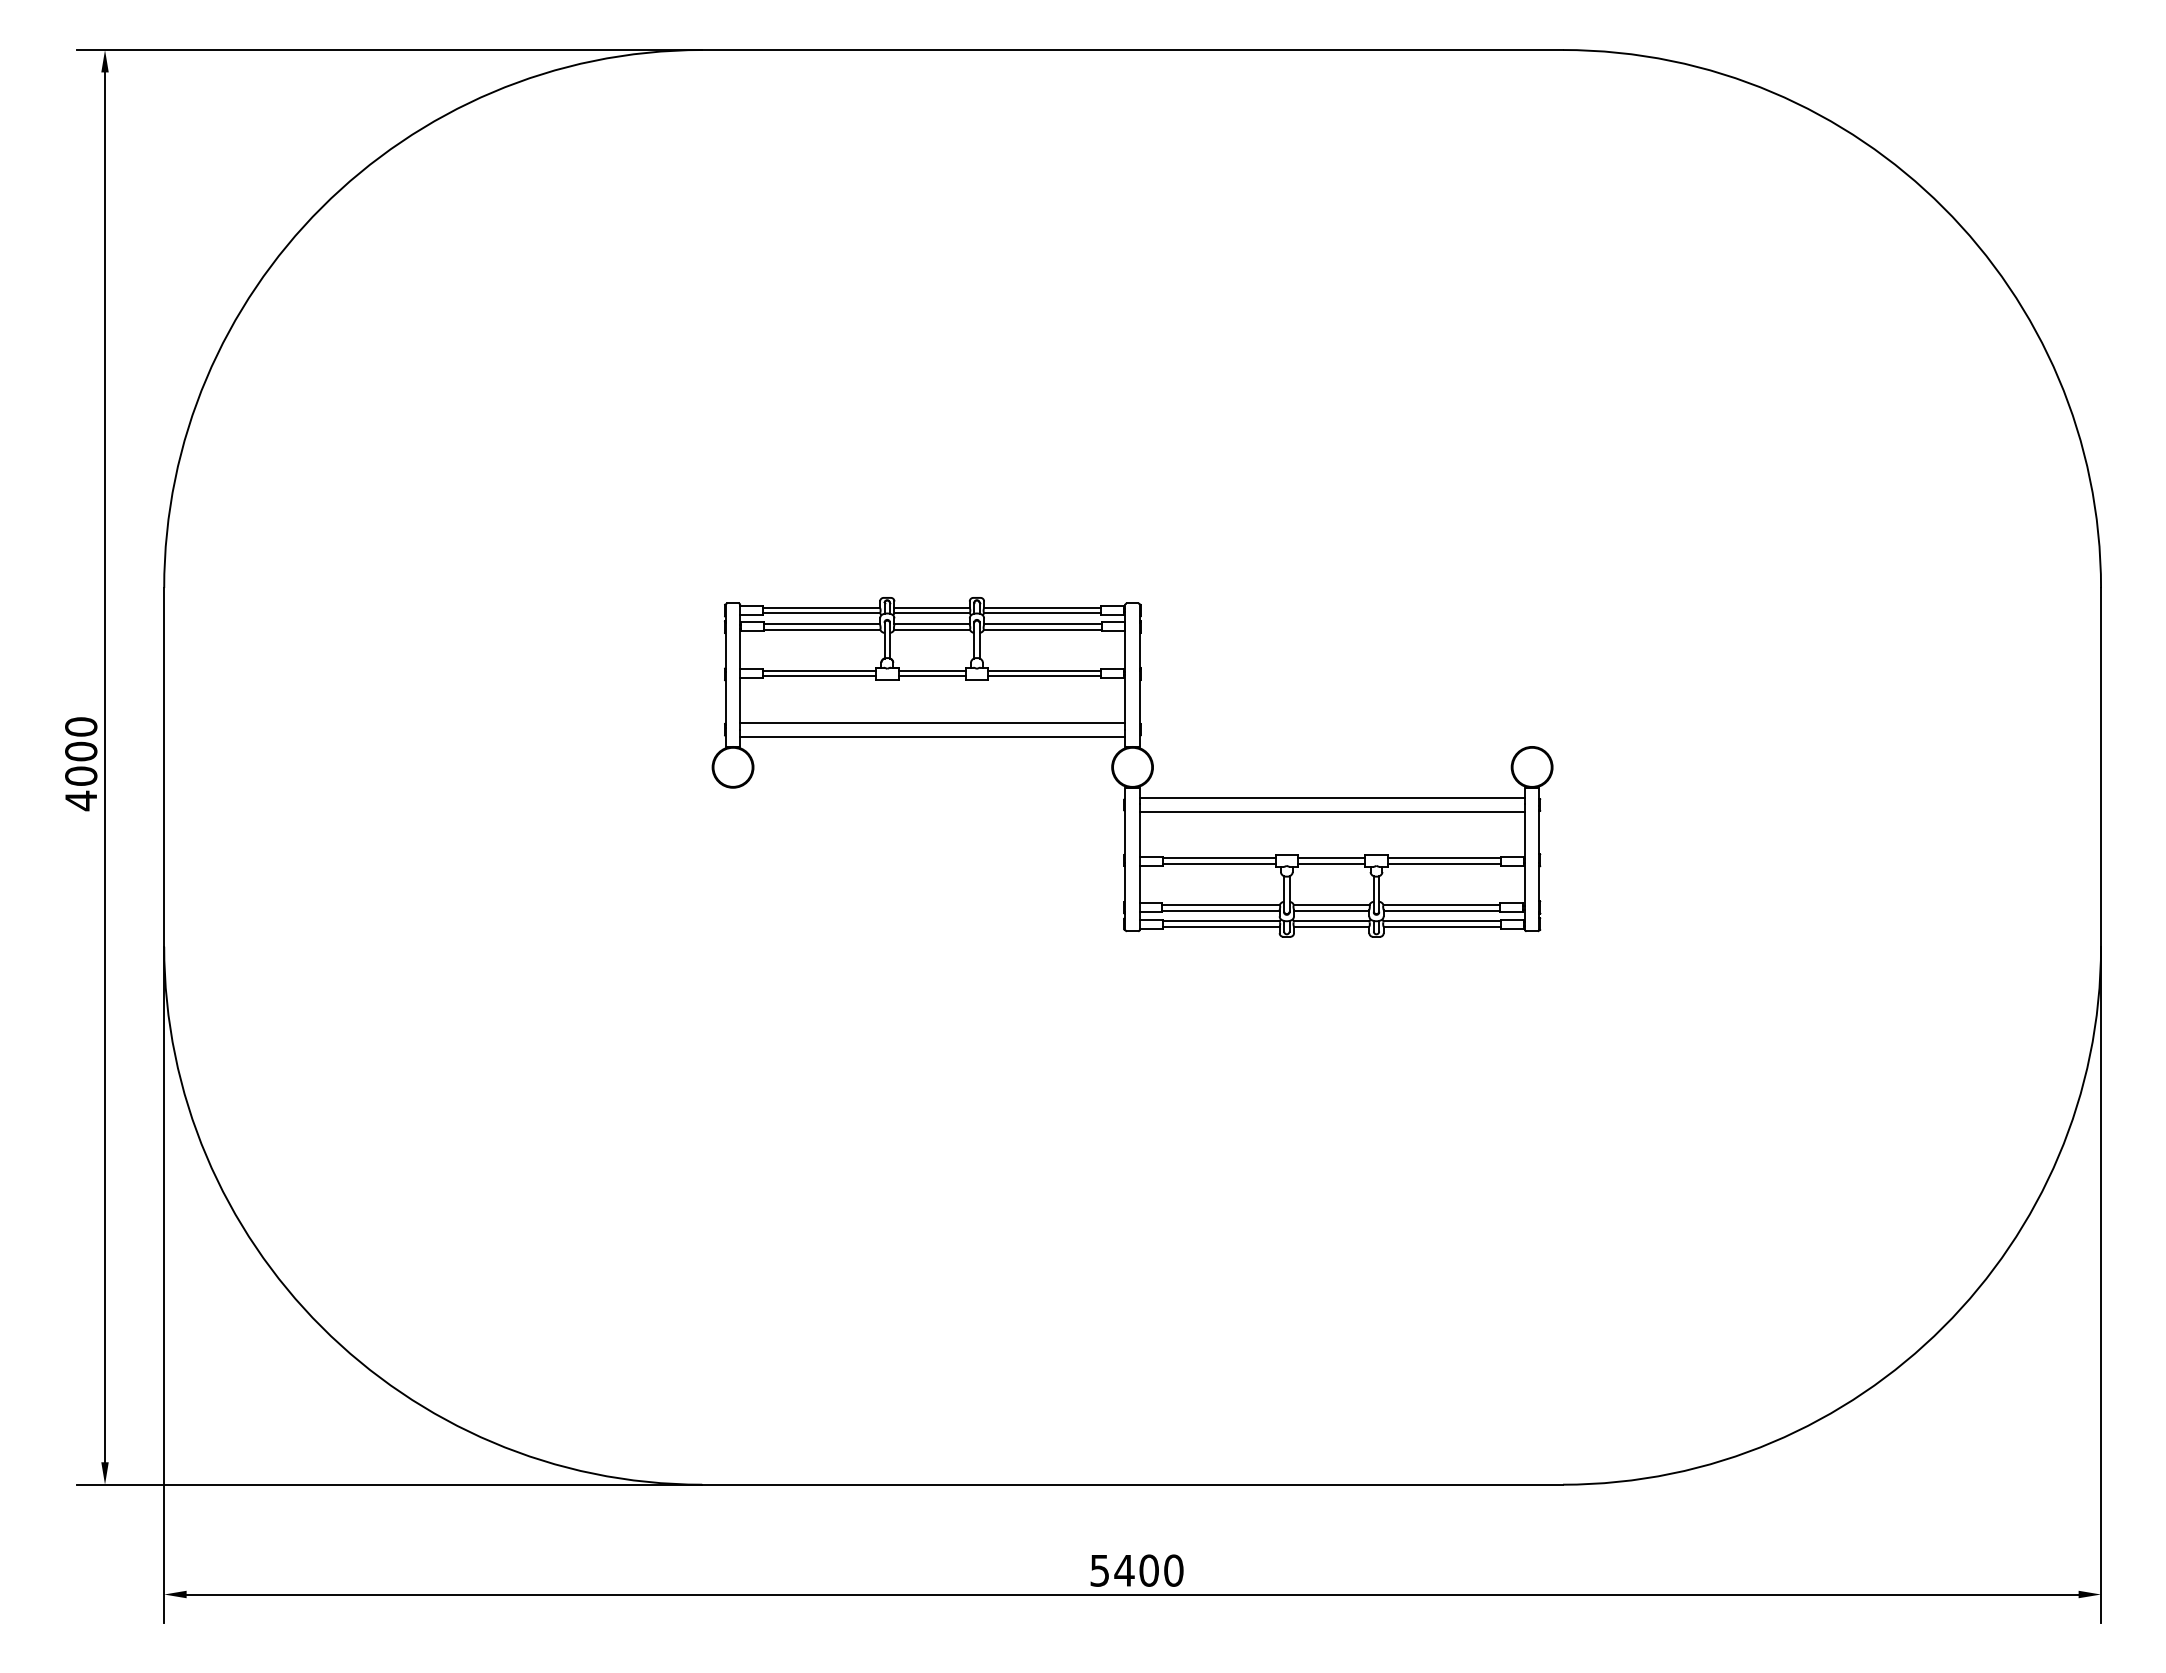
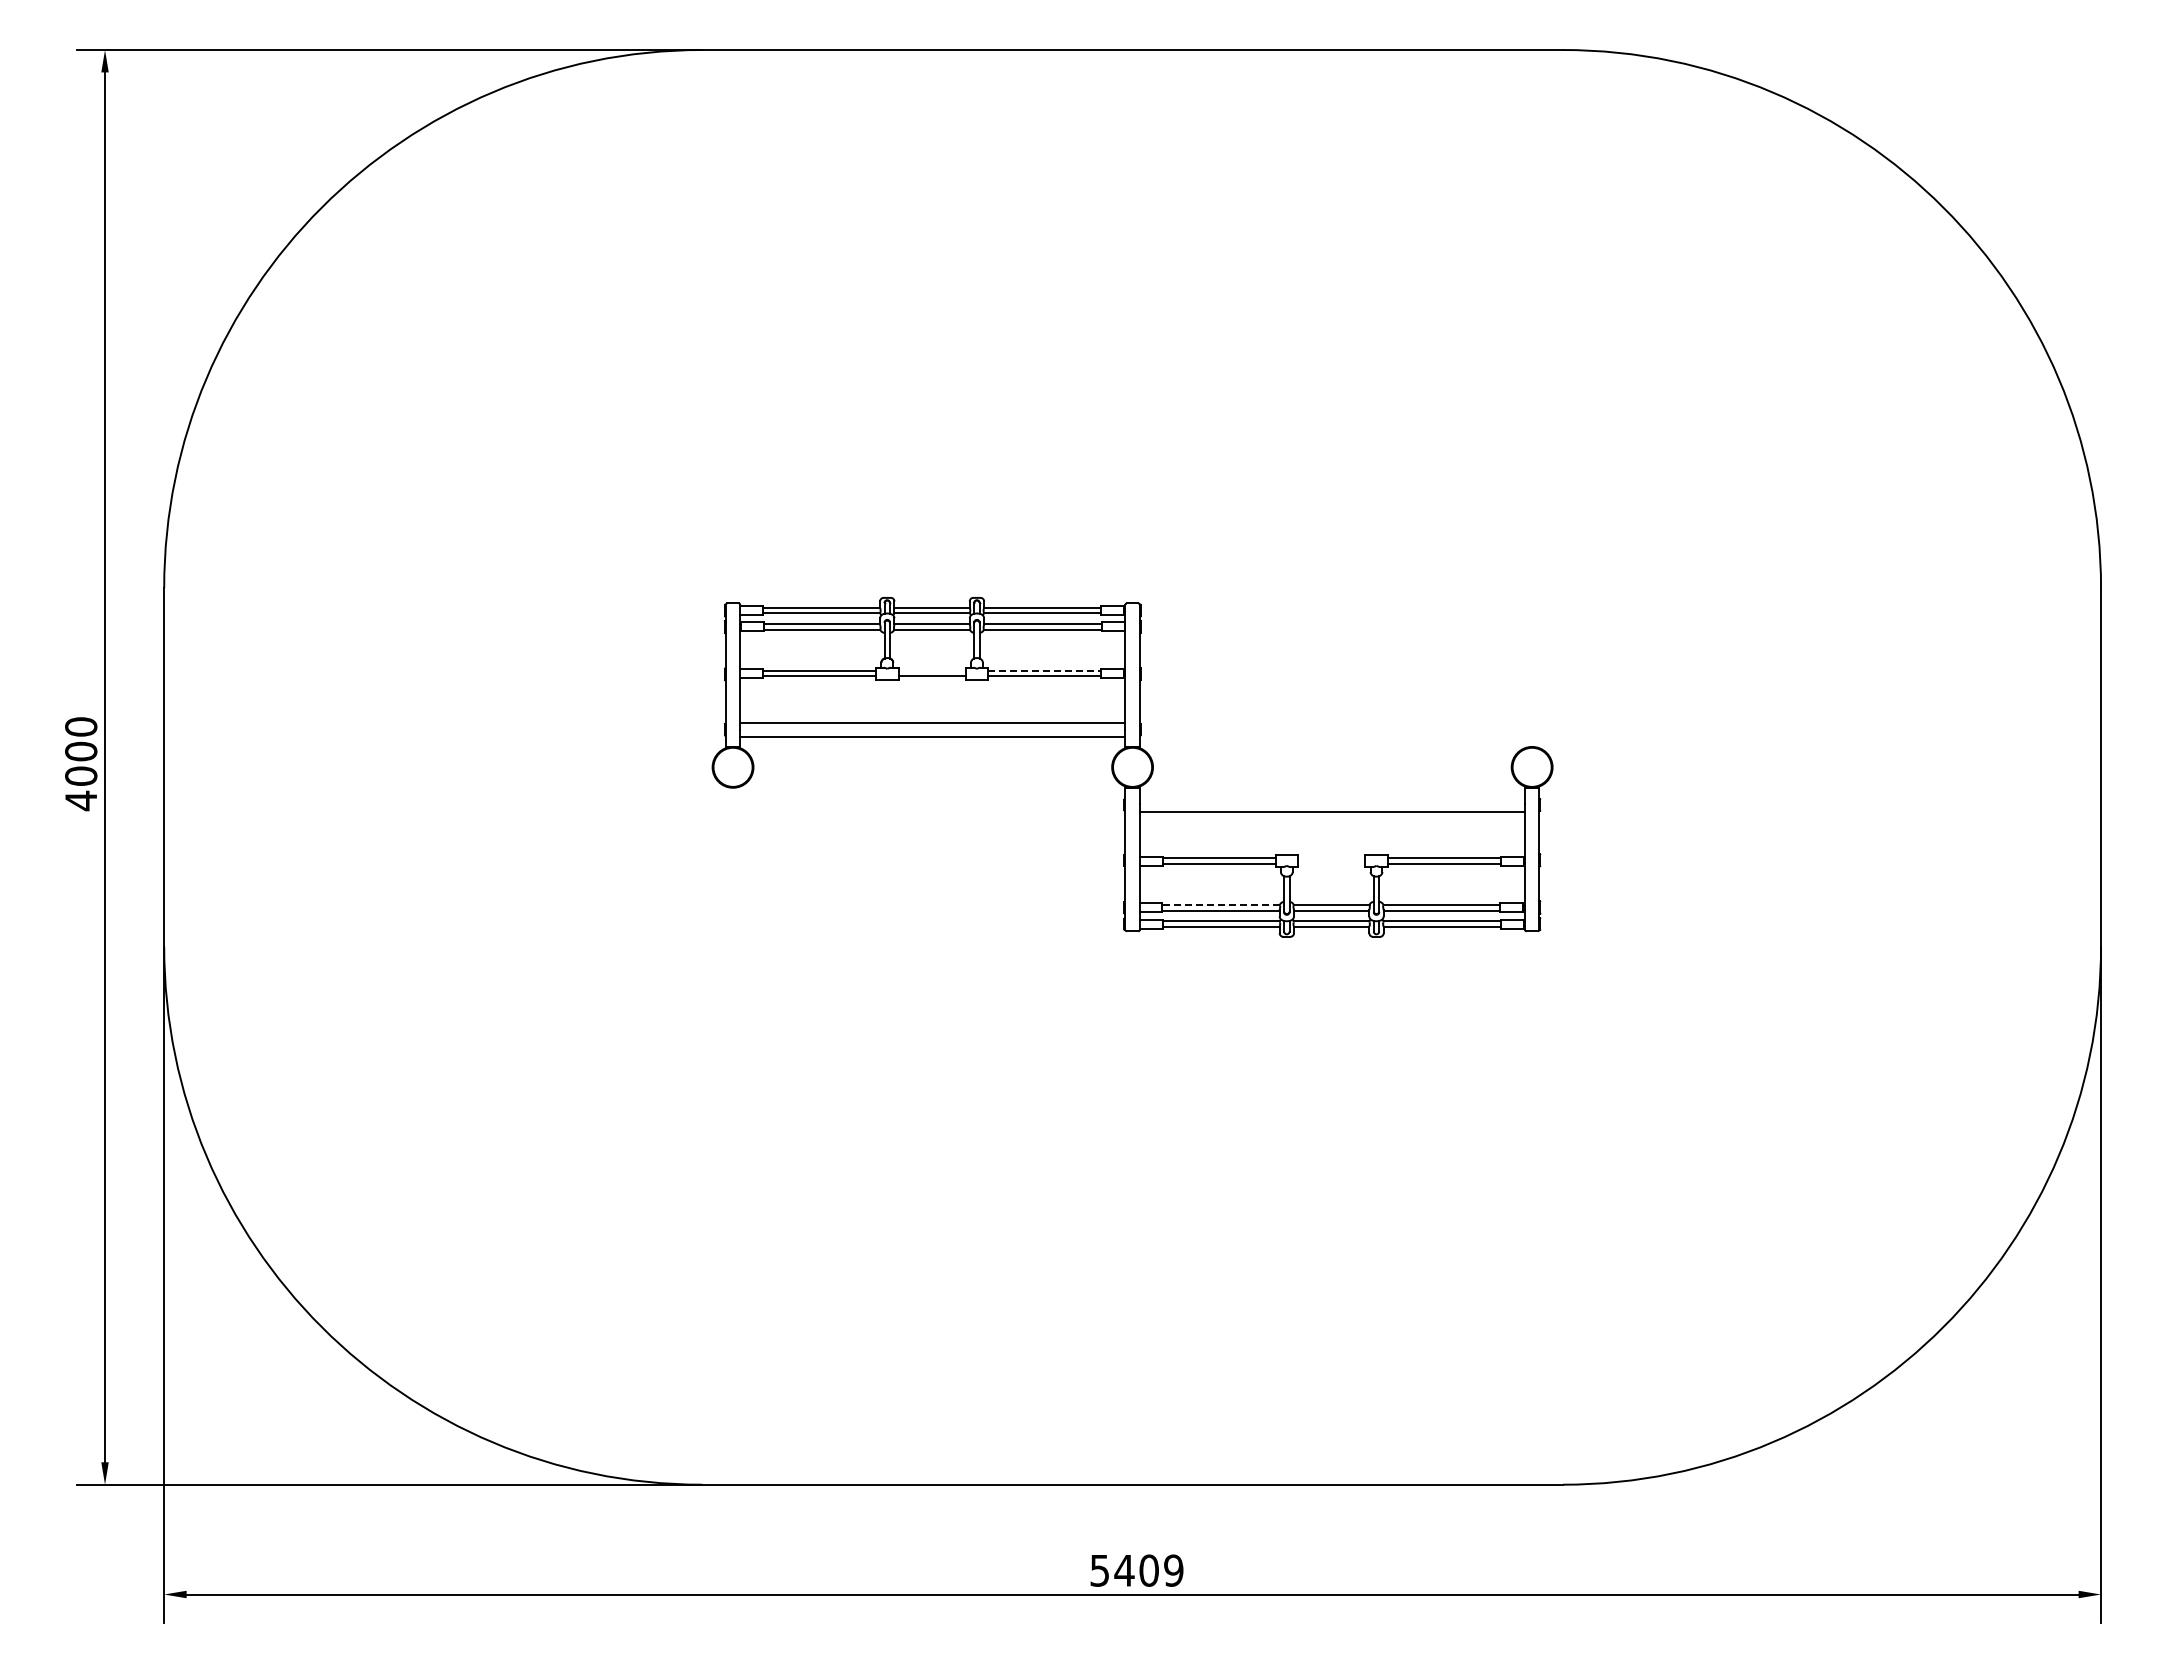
line: present -> none (931, 670)
line: solid -> dashed (1045, 670)
line: present -> none (1332, 797)
line: present -> none (1331, 858)
line: present -> none (1331, 863)
line: solid -> dashed (1220, 905)
text: 5400 -> 5409 (1173, 1570)
